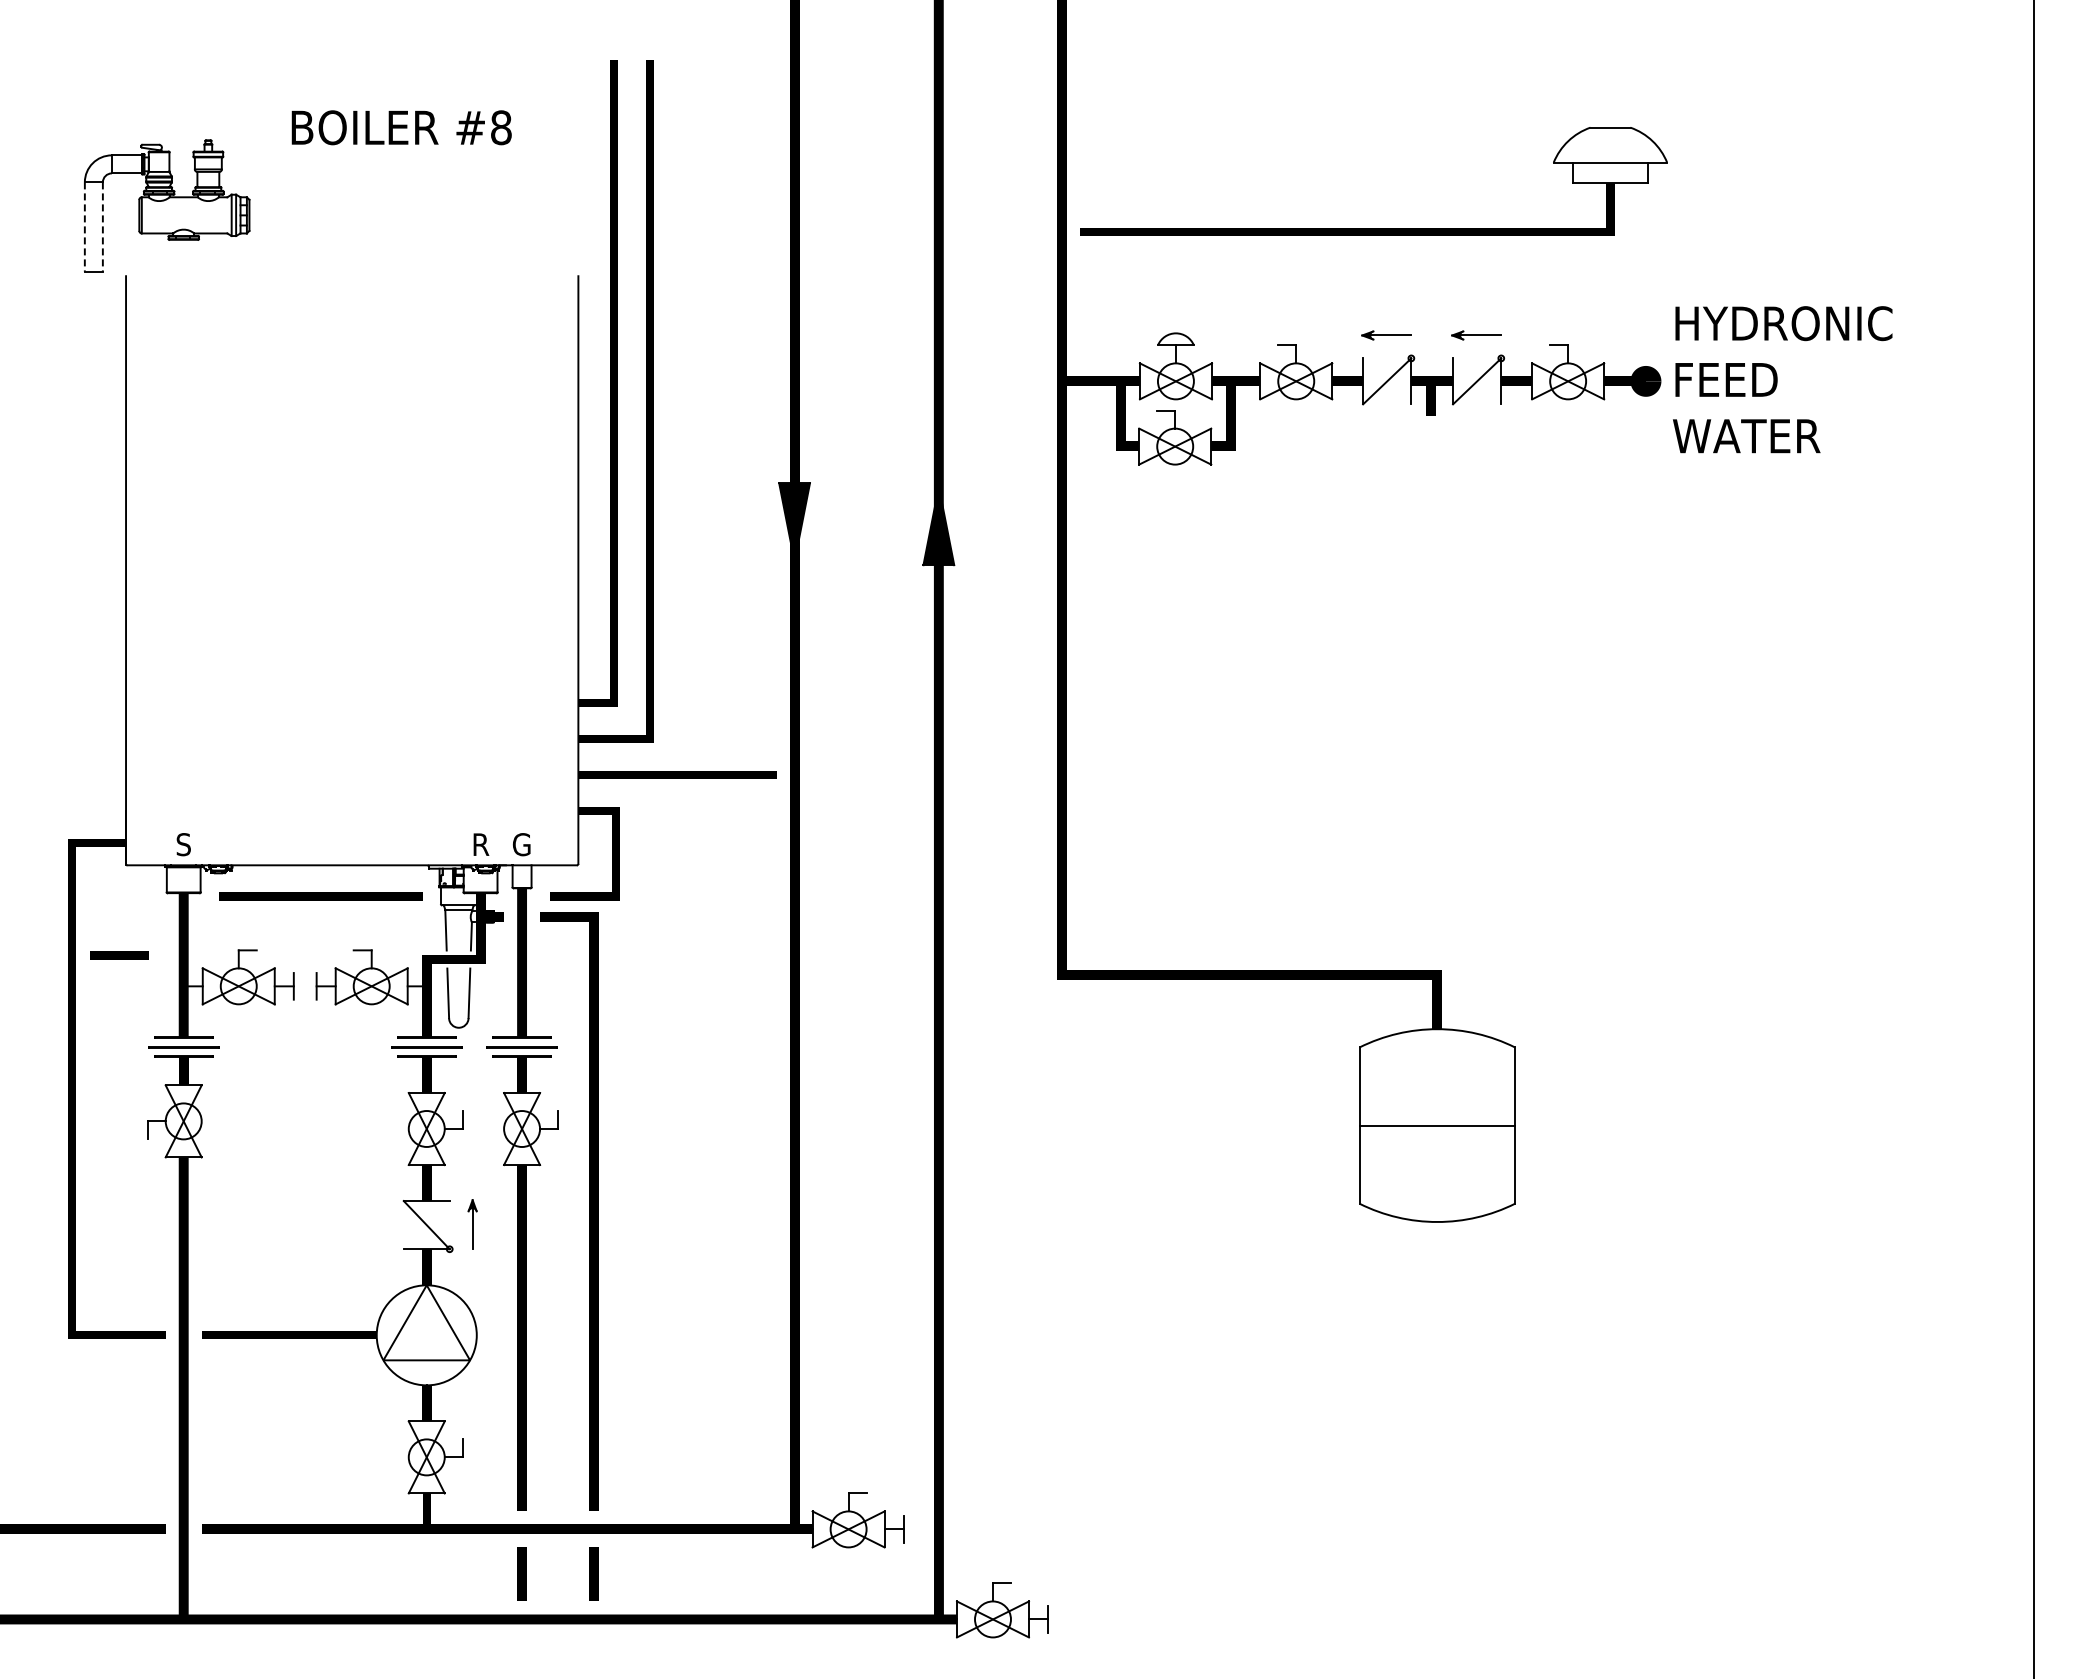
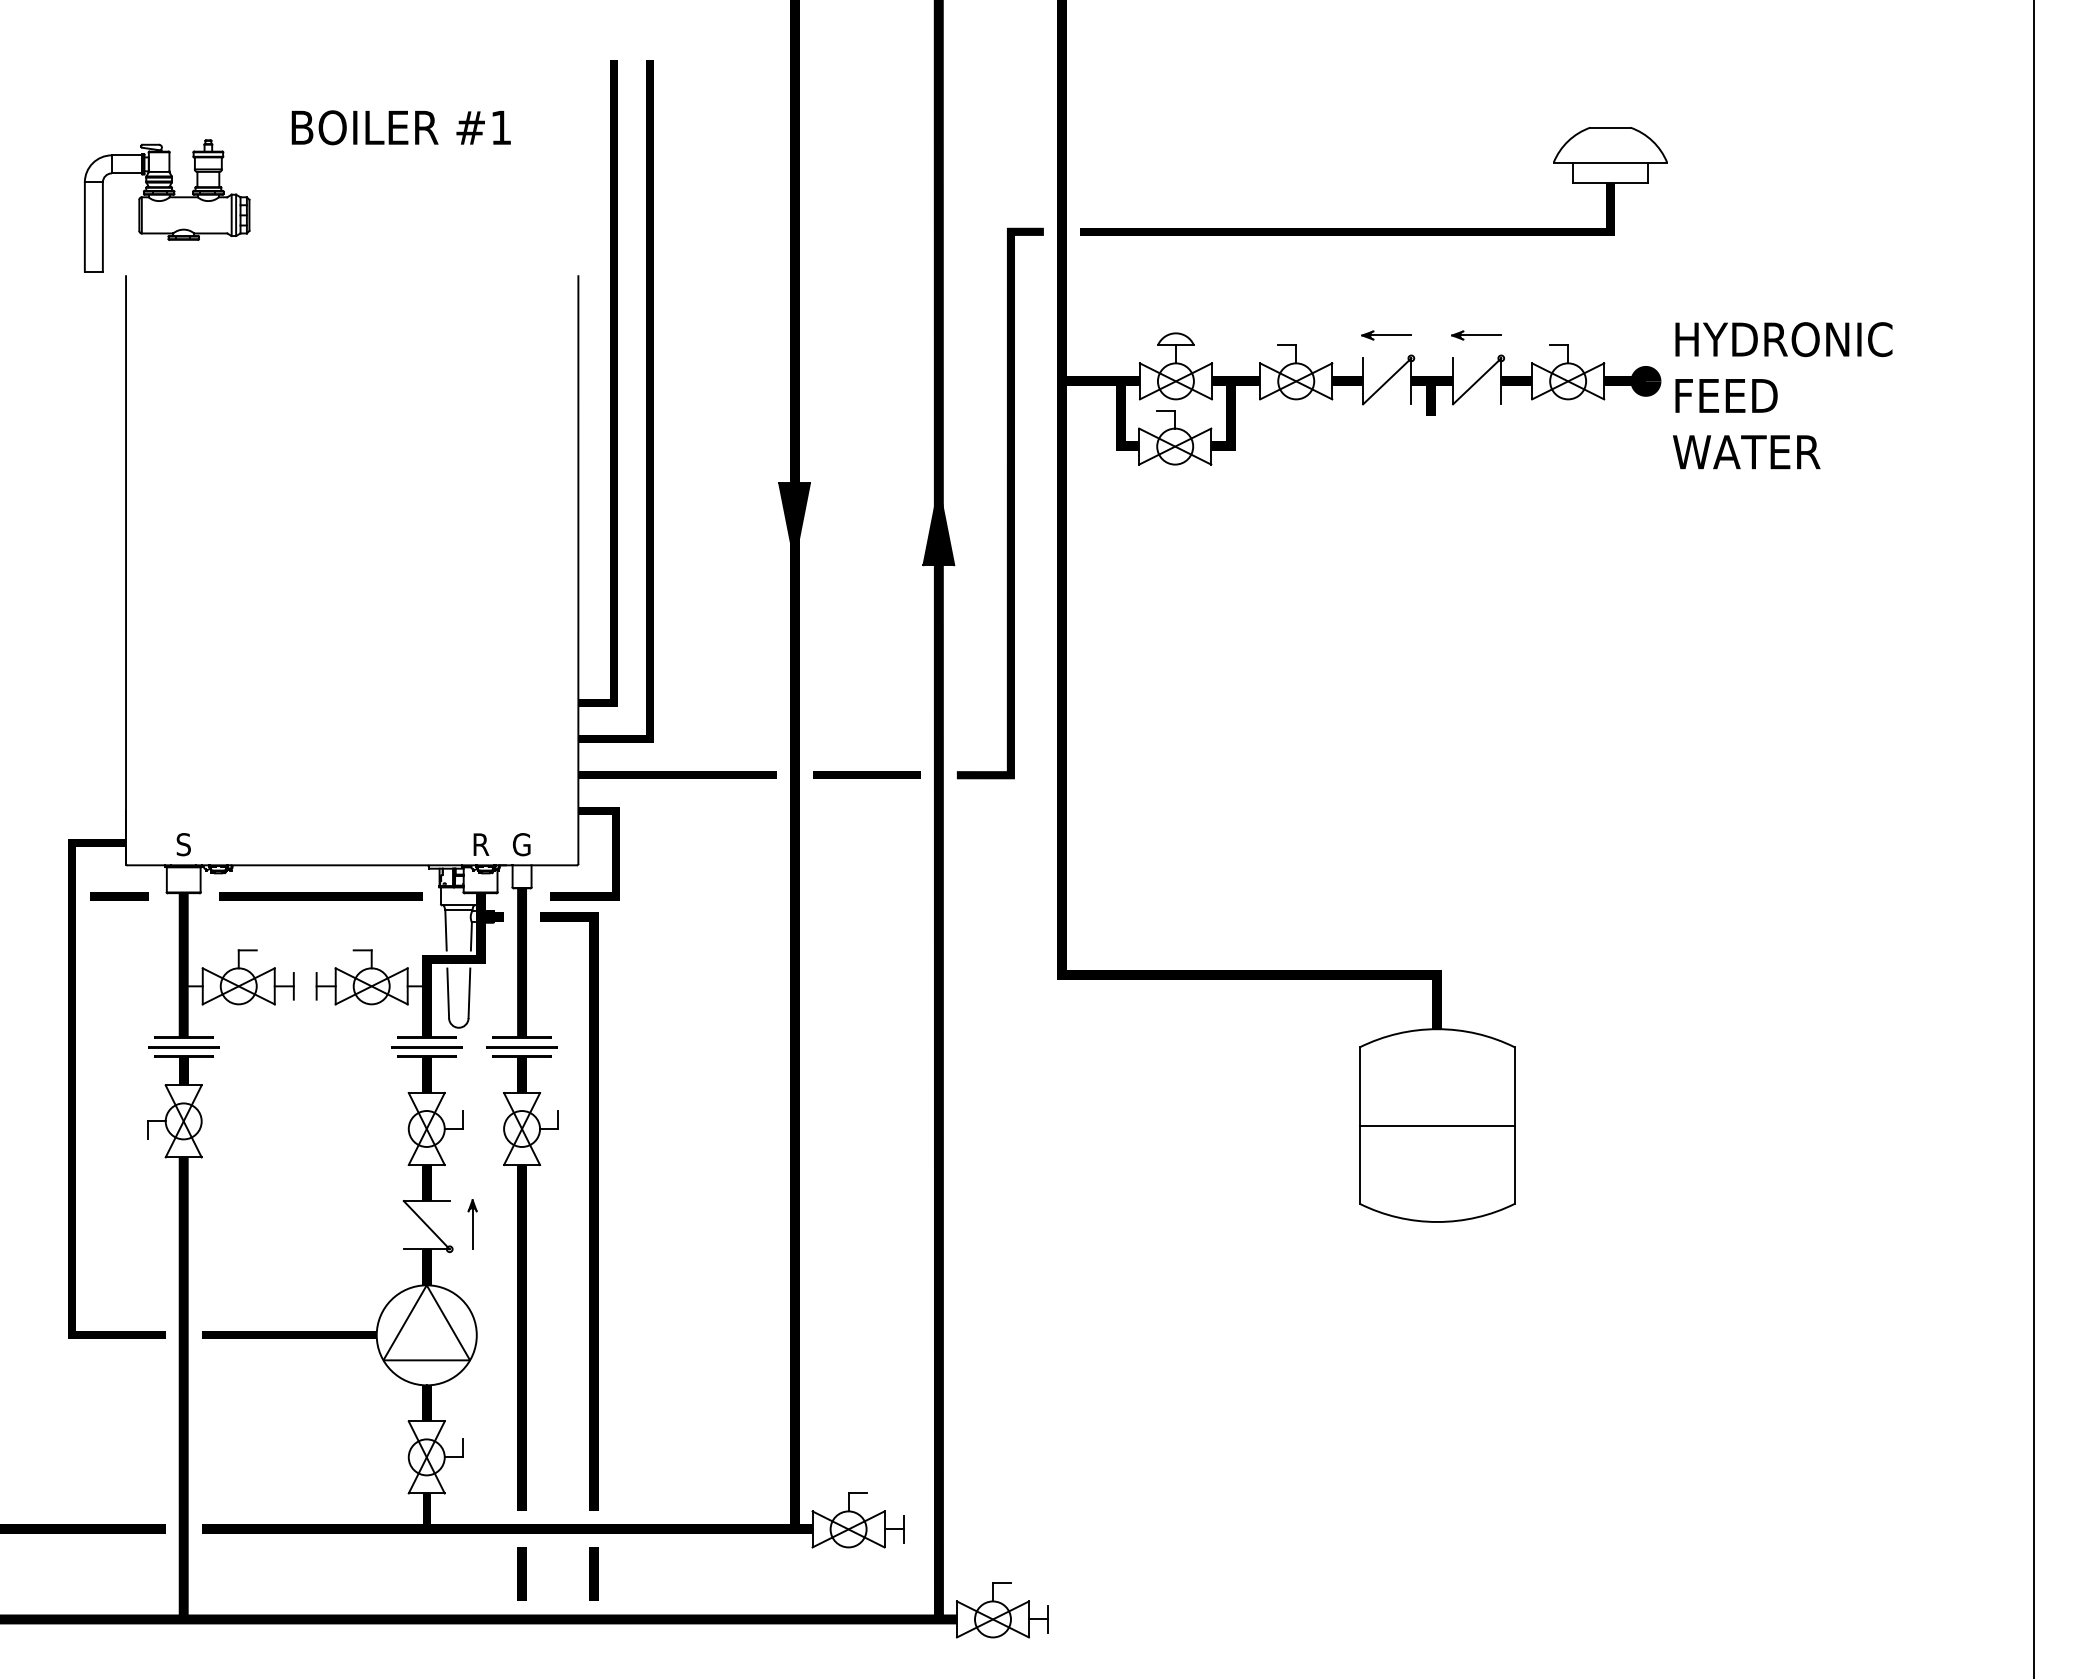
text: #8 -> #1 (501, 127)
line: dashed -> solid (84, 227)
line: dashed -> solid (102, 227)
text position: (1782, 379) -> (1782, 395) (1782, 395)
line: none -> present (1007, 503)
line: none -> present (866, 774)
line position: (119, 955) -> (119, 896) (119, 896)
